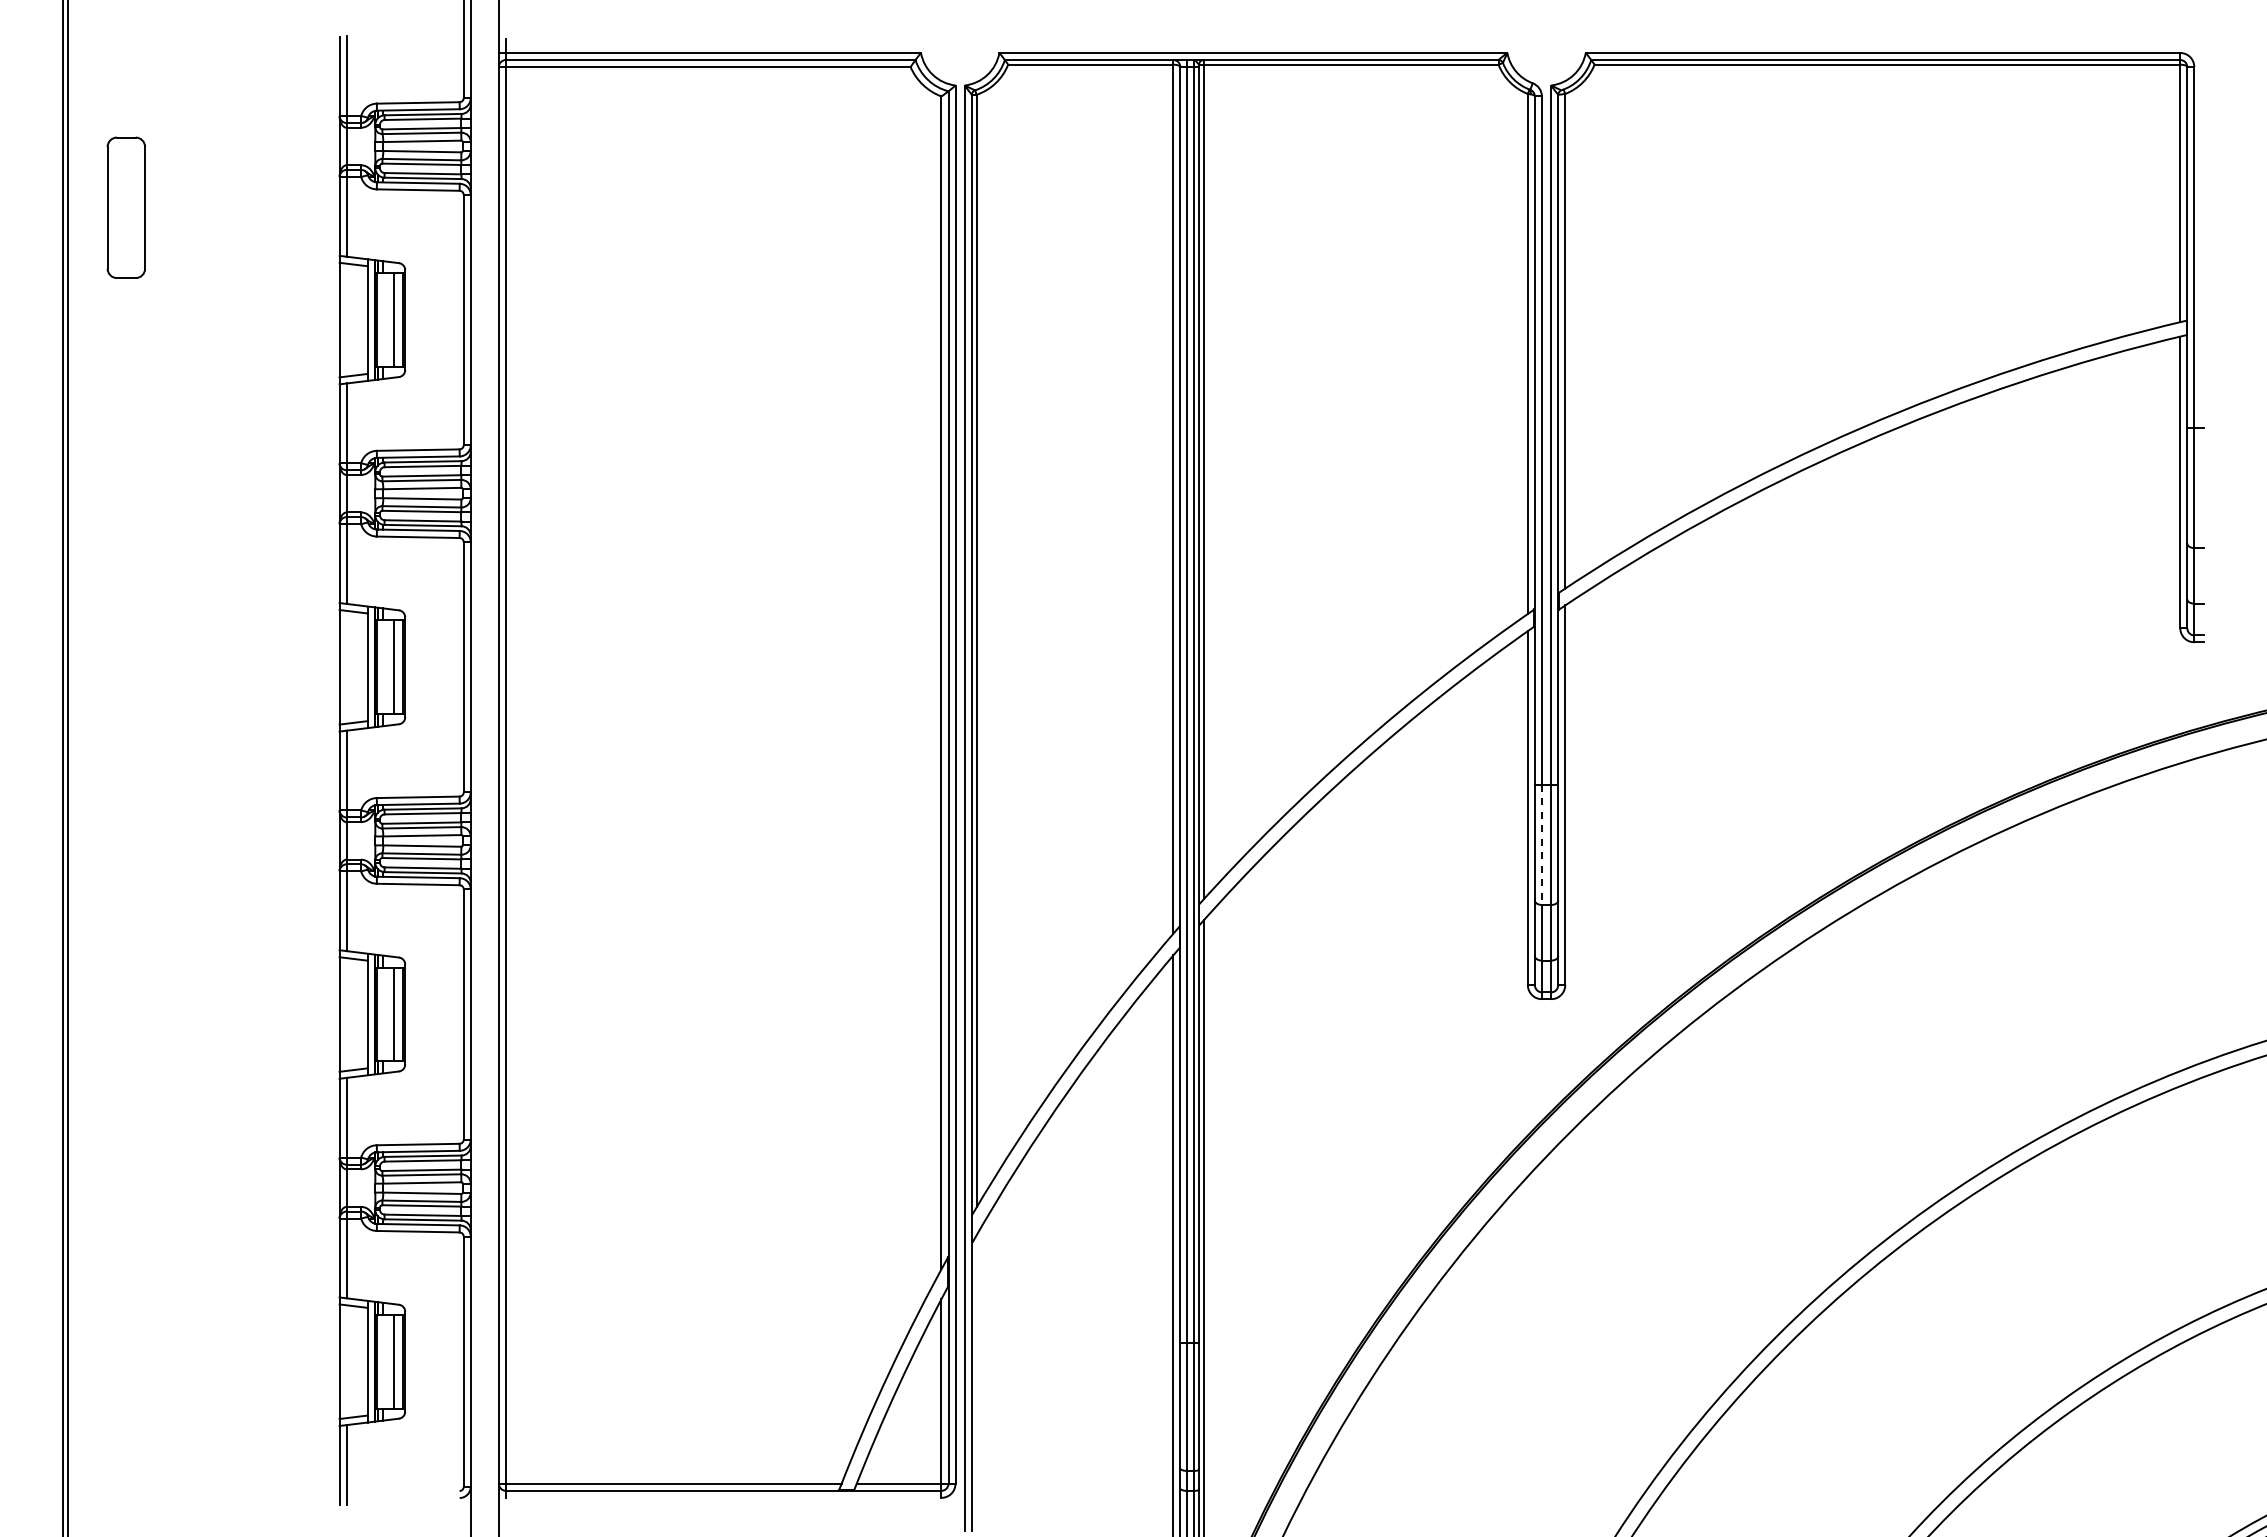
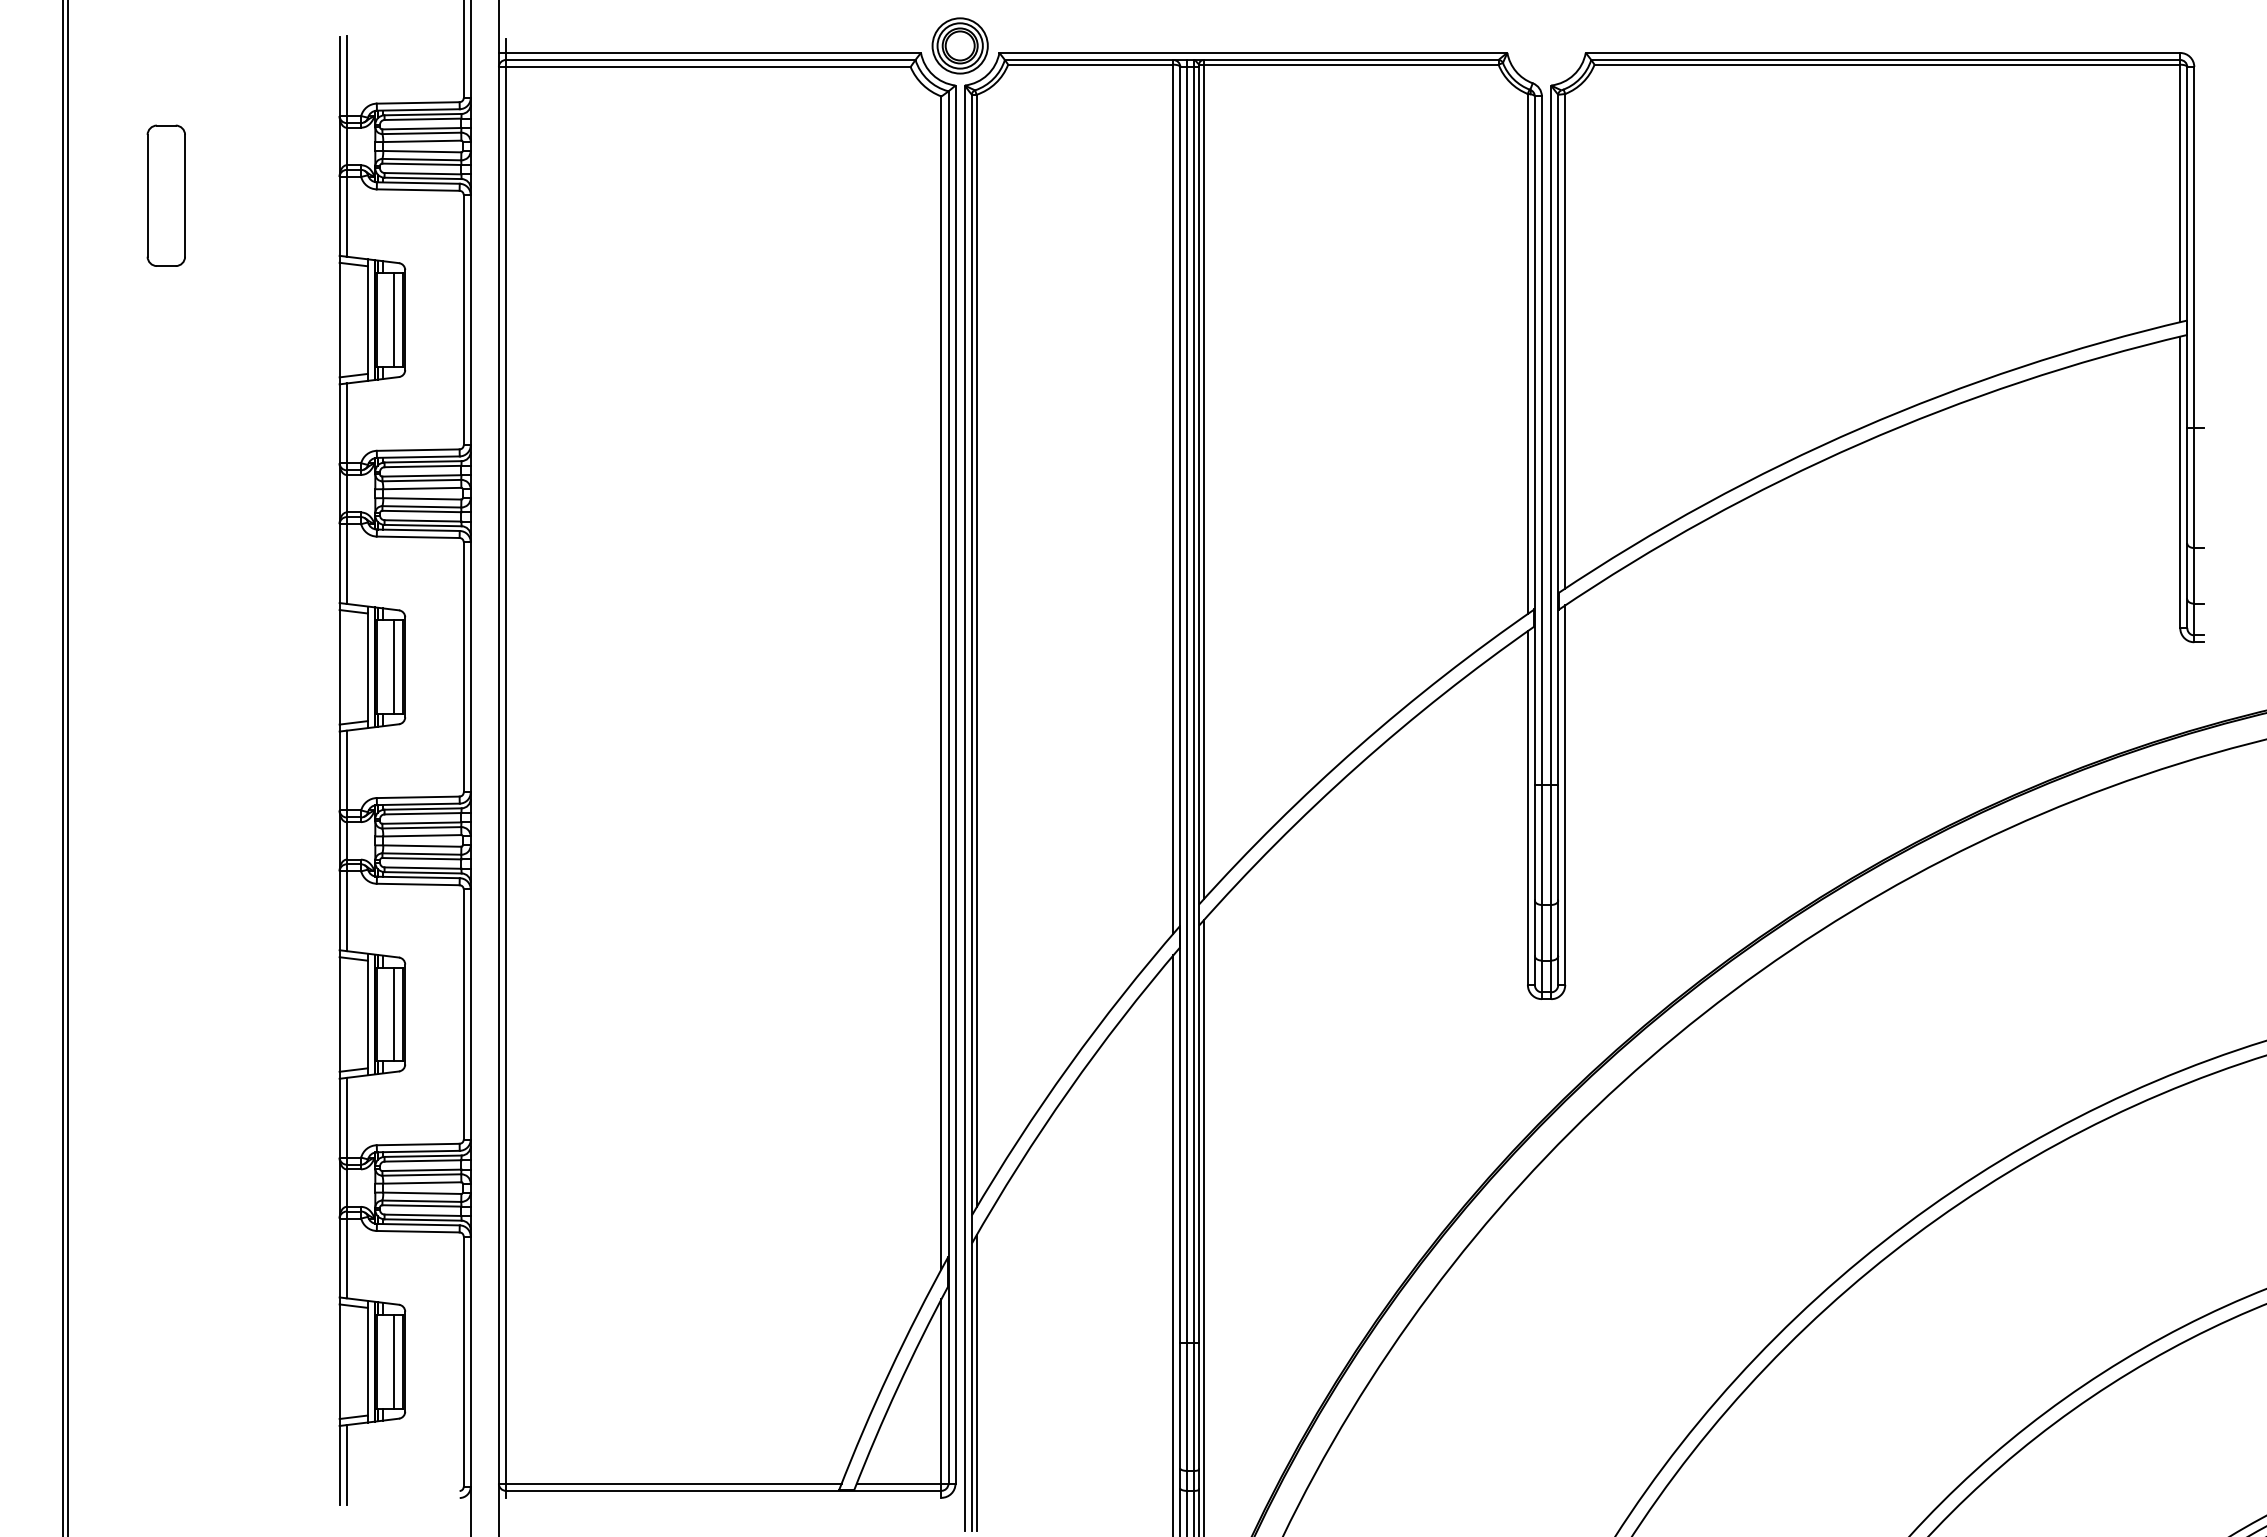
part: none -> present (959, 45)
part position: (125, 207) -> (165, 195) (165, 195)
line: dashed -> solid (1541, 845)
line: none -> present (976, 1382)
